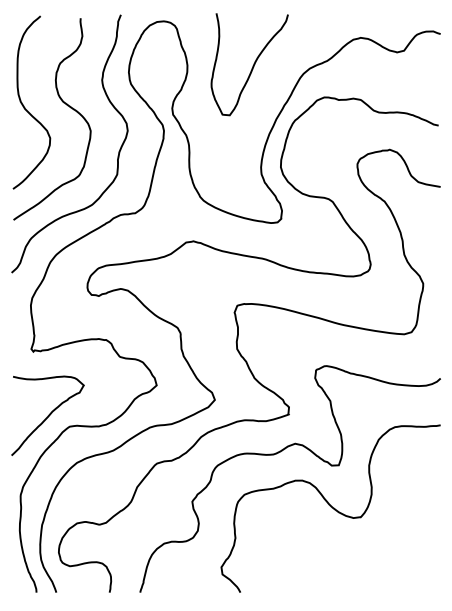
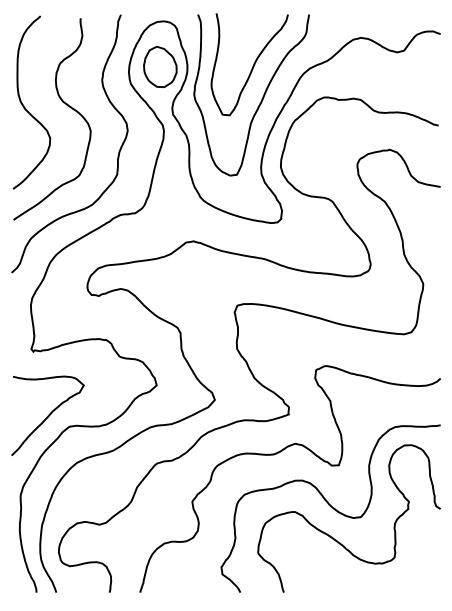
part: none -> present (160, 66)
curve: none -> present (261, 99)
curve: none -> present (332, 536)
